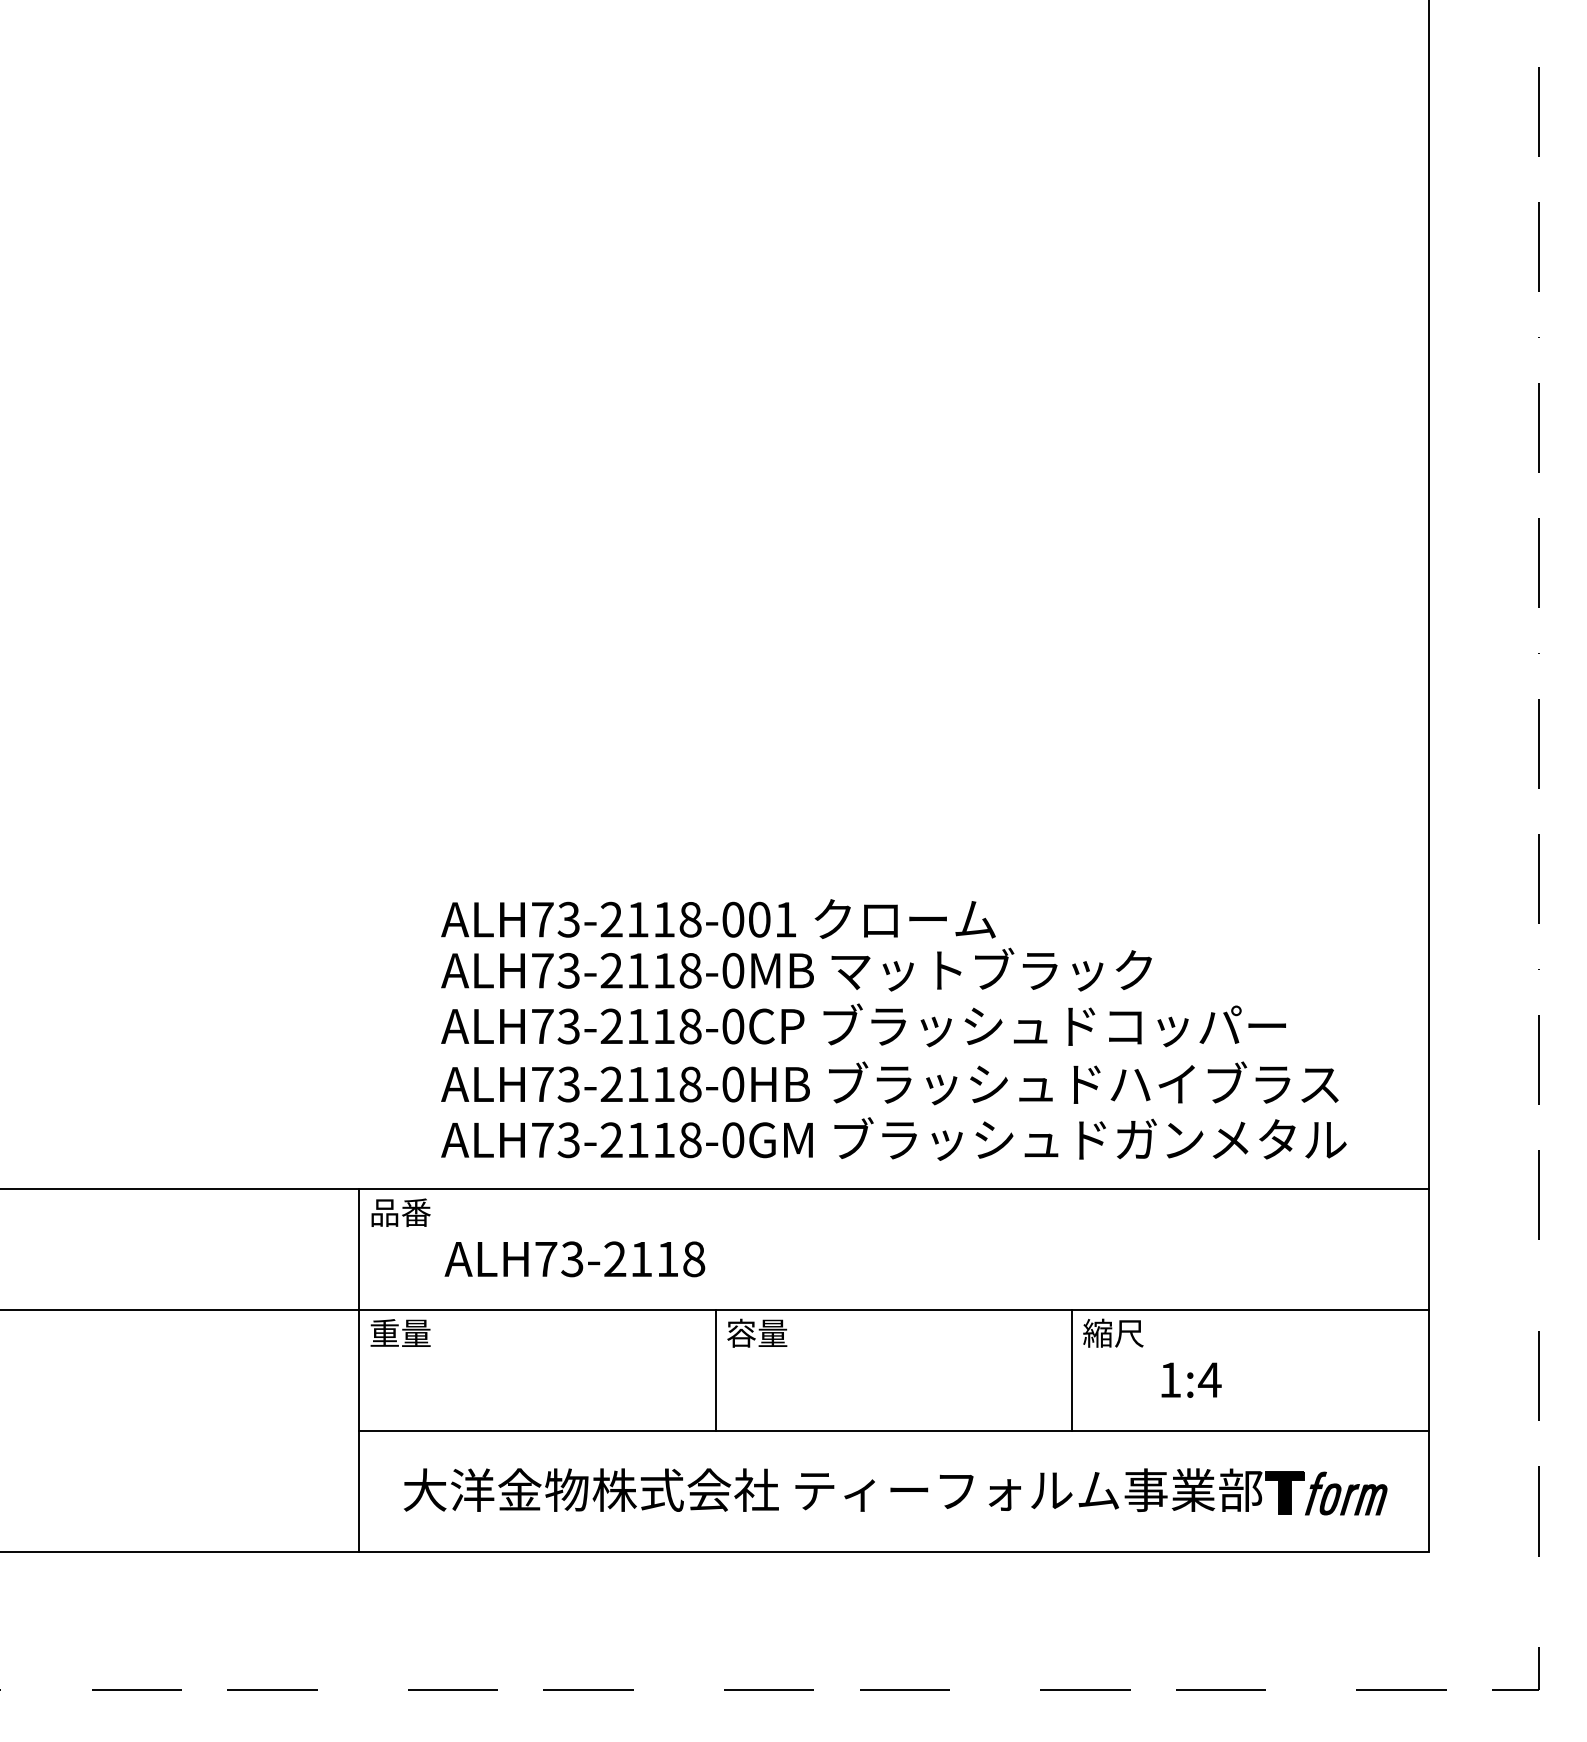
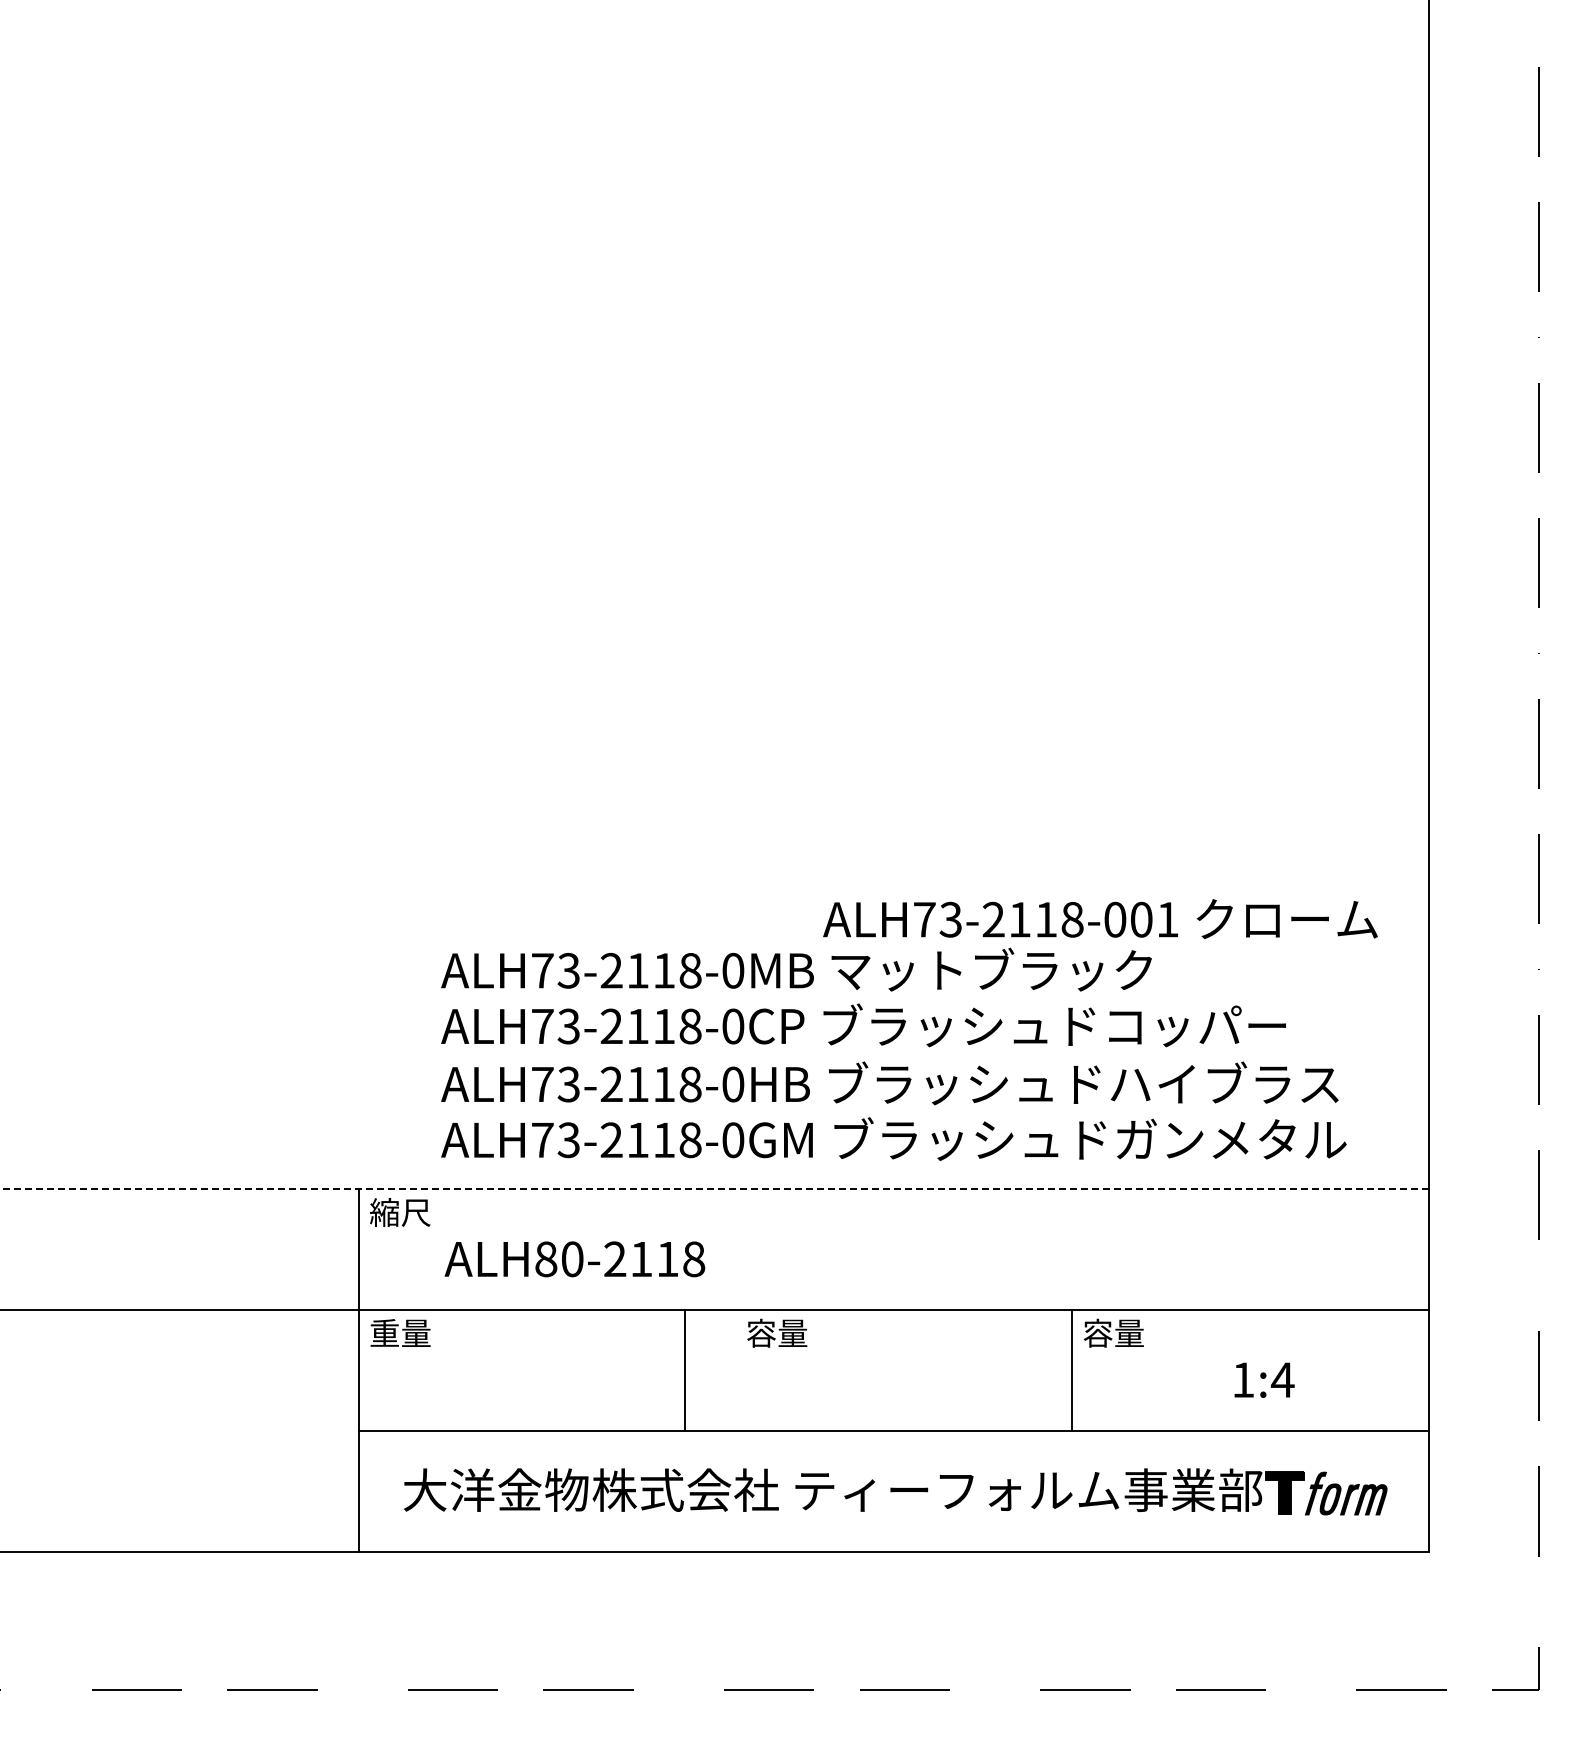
text position: (718, 918) -> (1100, 918) (1100, 918)
line: solid -> dashed (714, 1189)
text: 品番 -> 縮尺 (400, 1212)
text: ALH73-2118 -> ALH80-2118 (559, 1259)
text position: (757, 1332) -> (777, 1332) (777, 1332)
text: 縮尺 -> 容量 (1113, 1332)
line position: (715, 1370) -> (684, 1370) (684, 1370)
text position: (1191, 1379) -> (1264, 1379) (1264, 1379)
